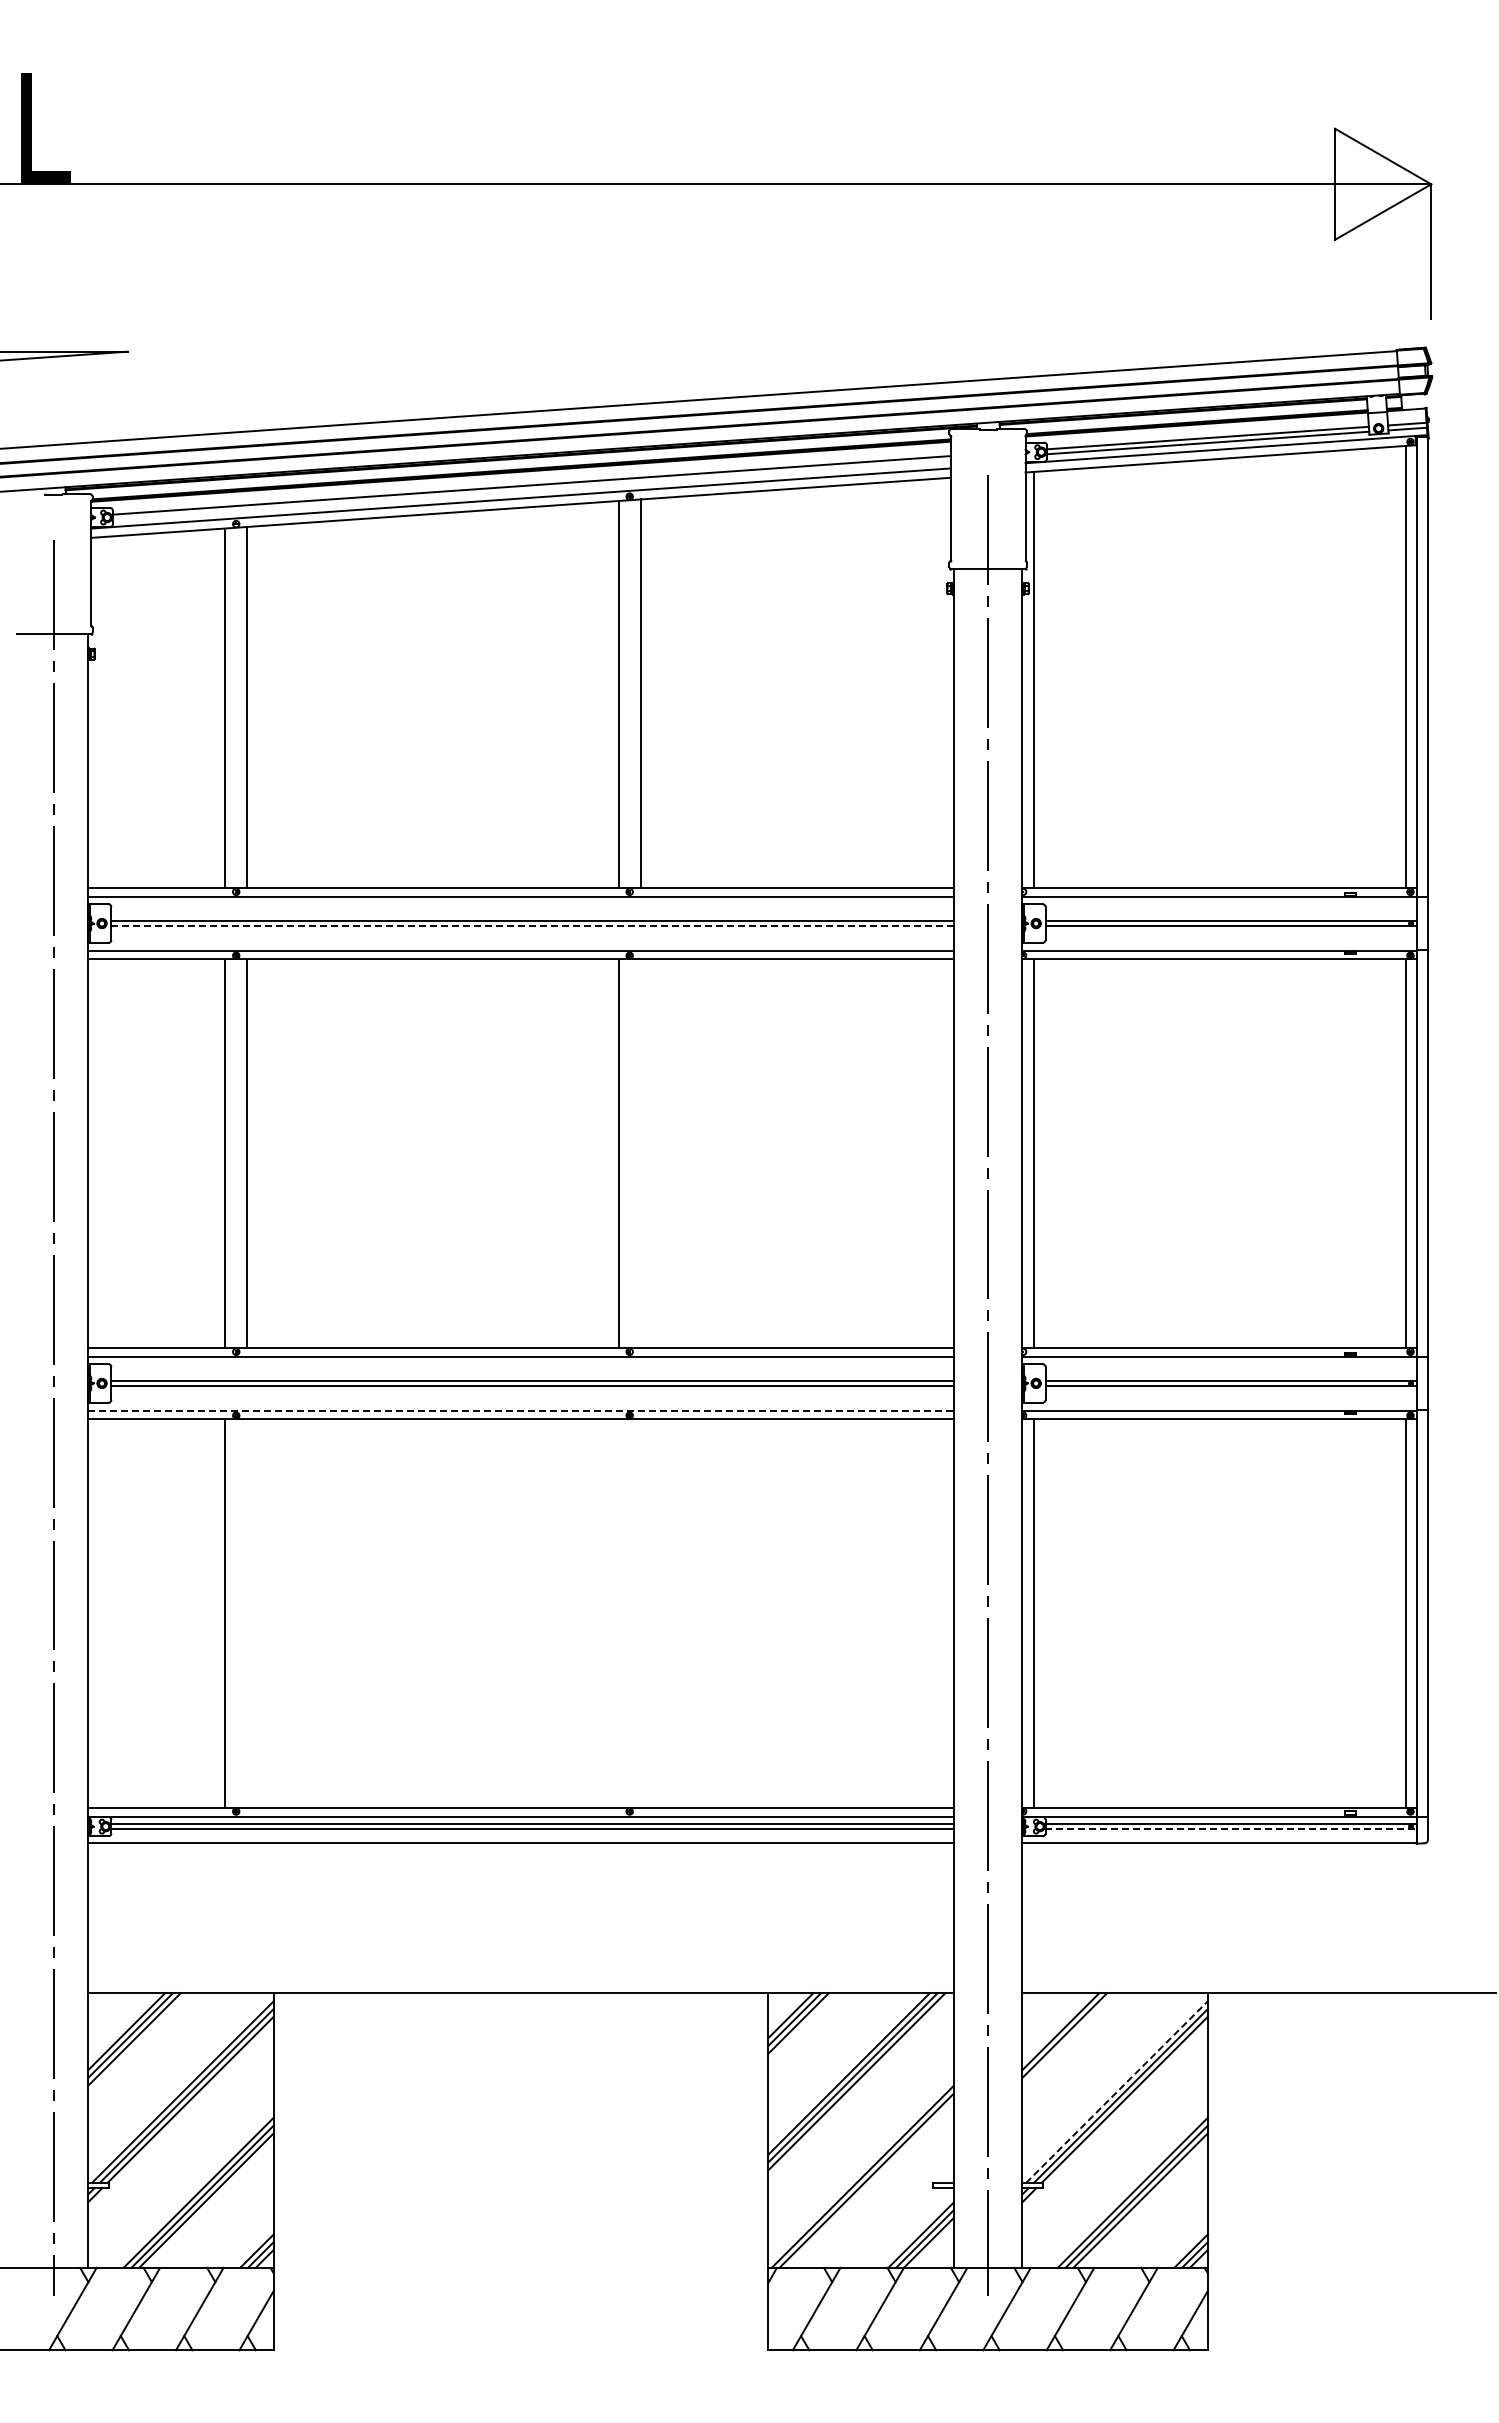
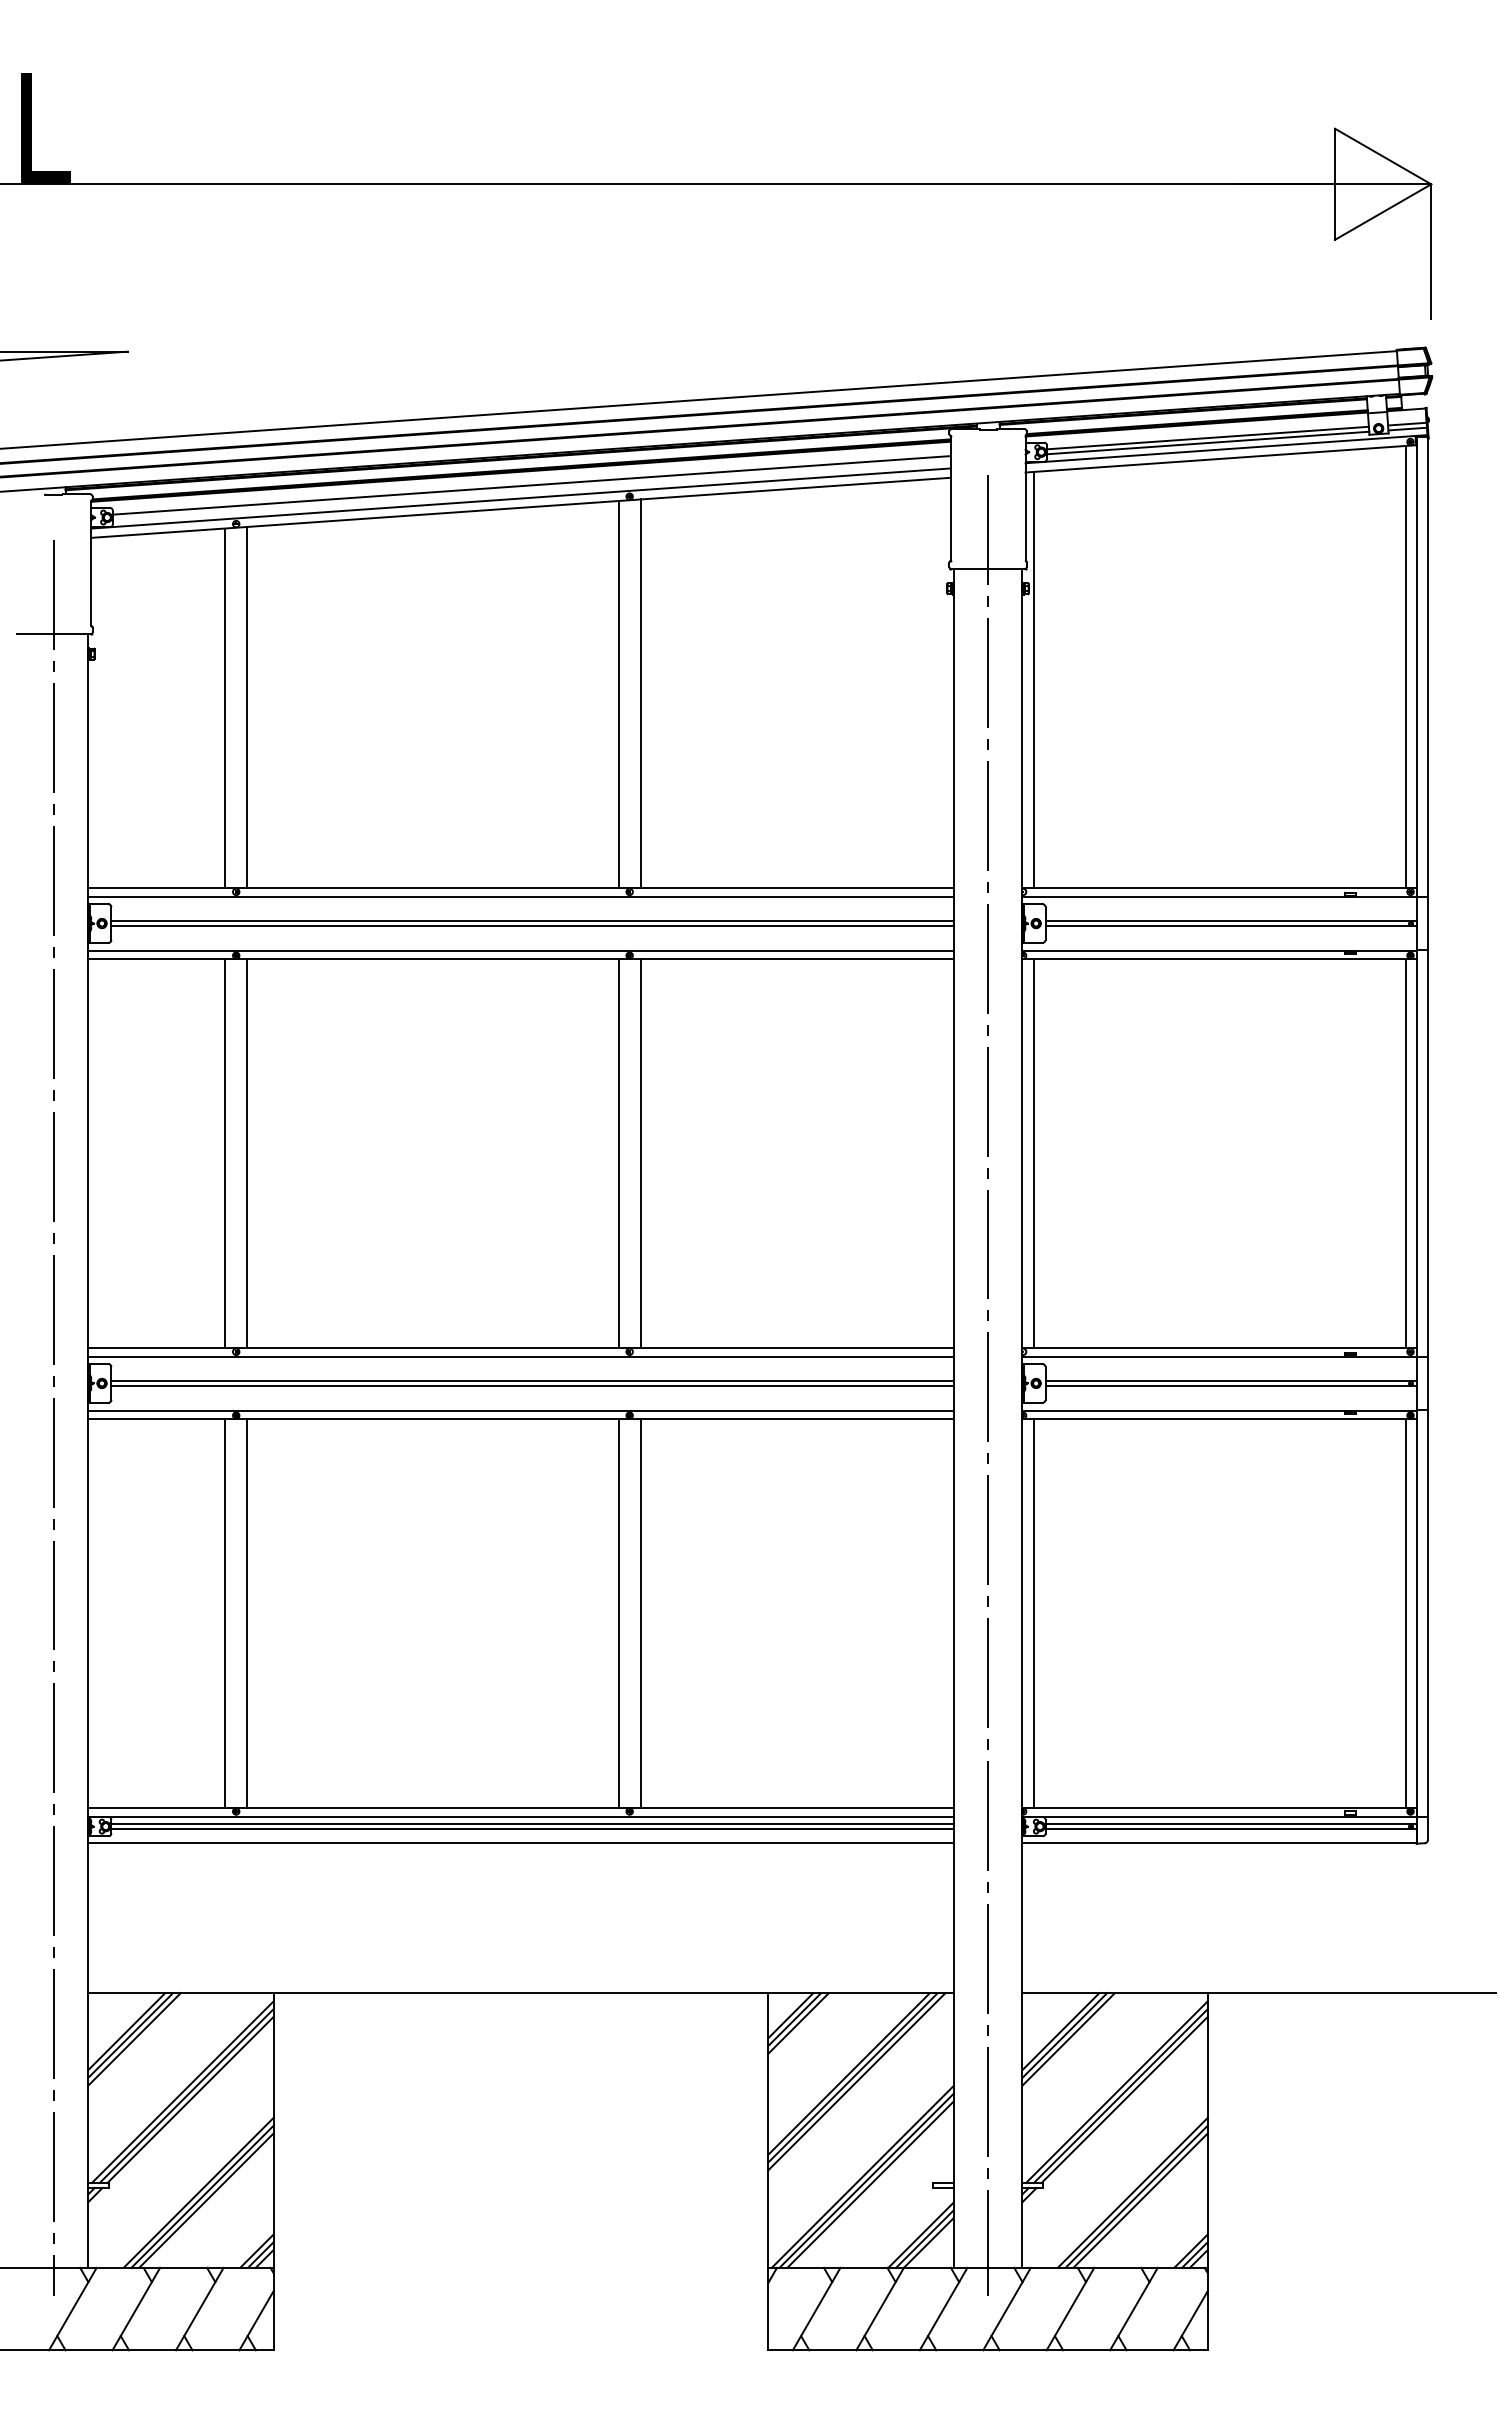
line: dashed -> solid (532, 926)
line: none -> present (640, 1153)
line: dashed -> solid (521, 1410)
line: none -> present (247, 1613)
line: none -> present (618, 1613)
line: none -> present (640, 1613)
line: dashed -> solid (1230, 1829)
line: none -> present (1068, 2039)
line: dashed -> solid (1116, 2092)
line: none -> present (870, 2184)
